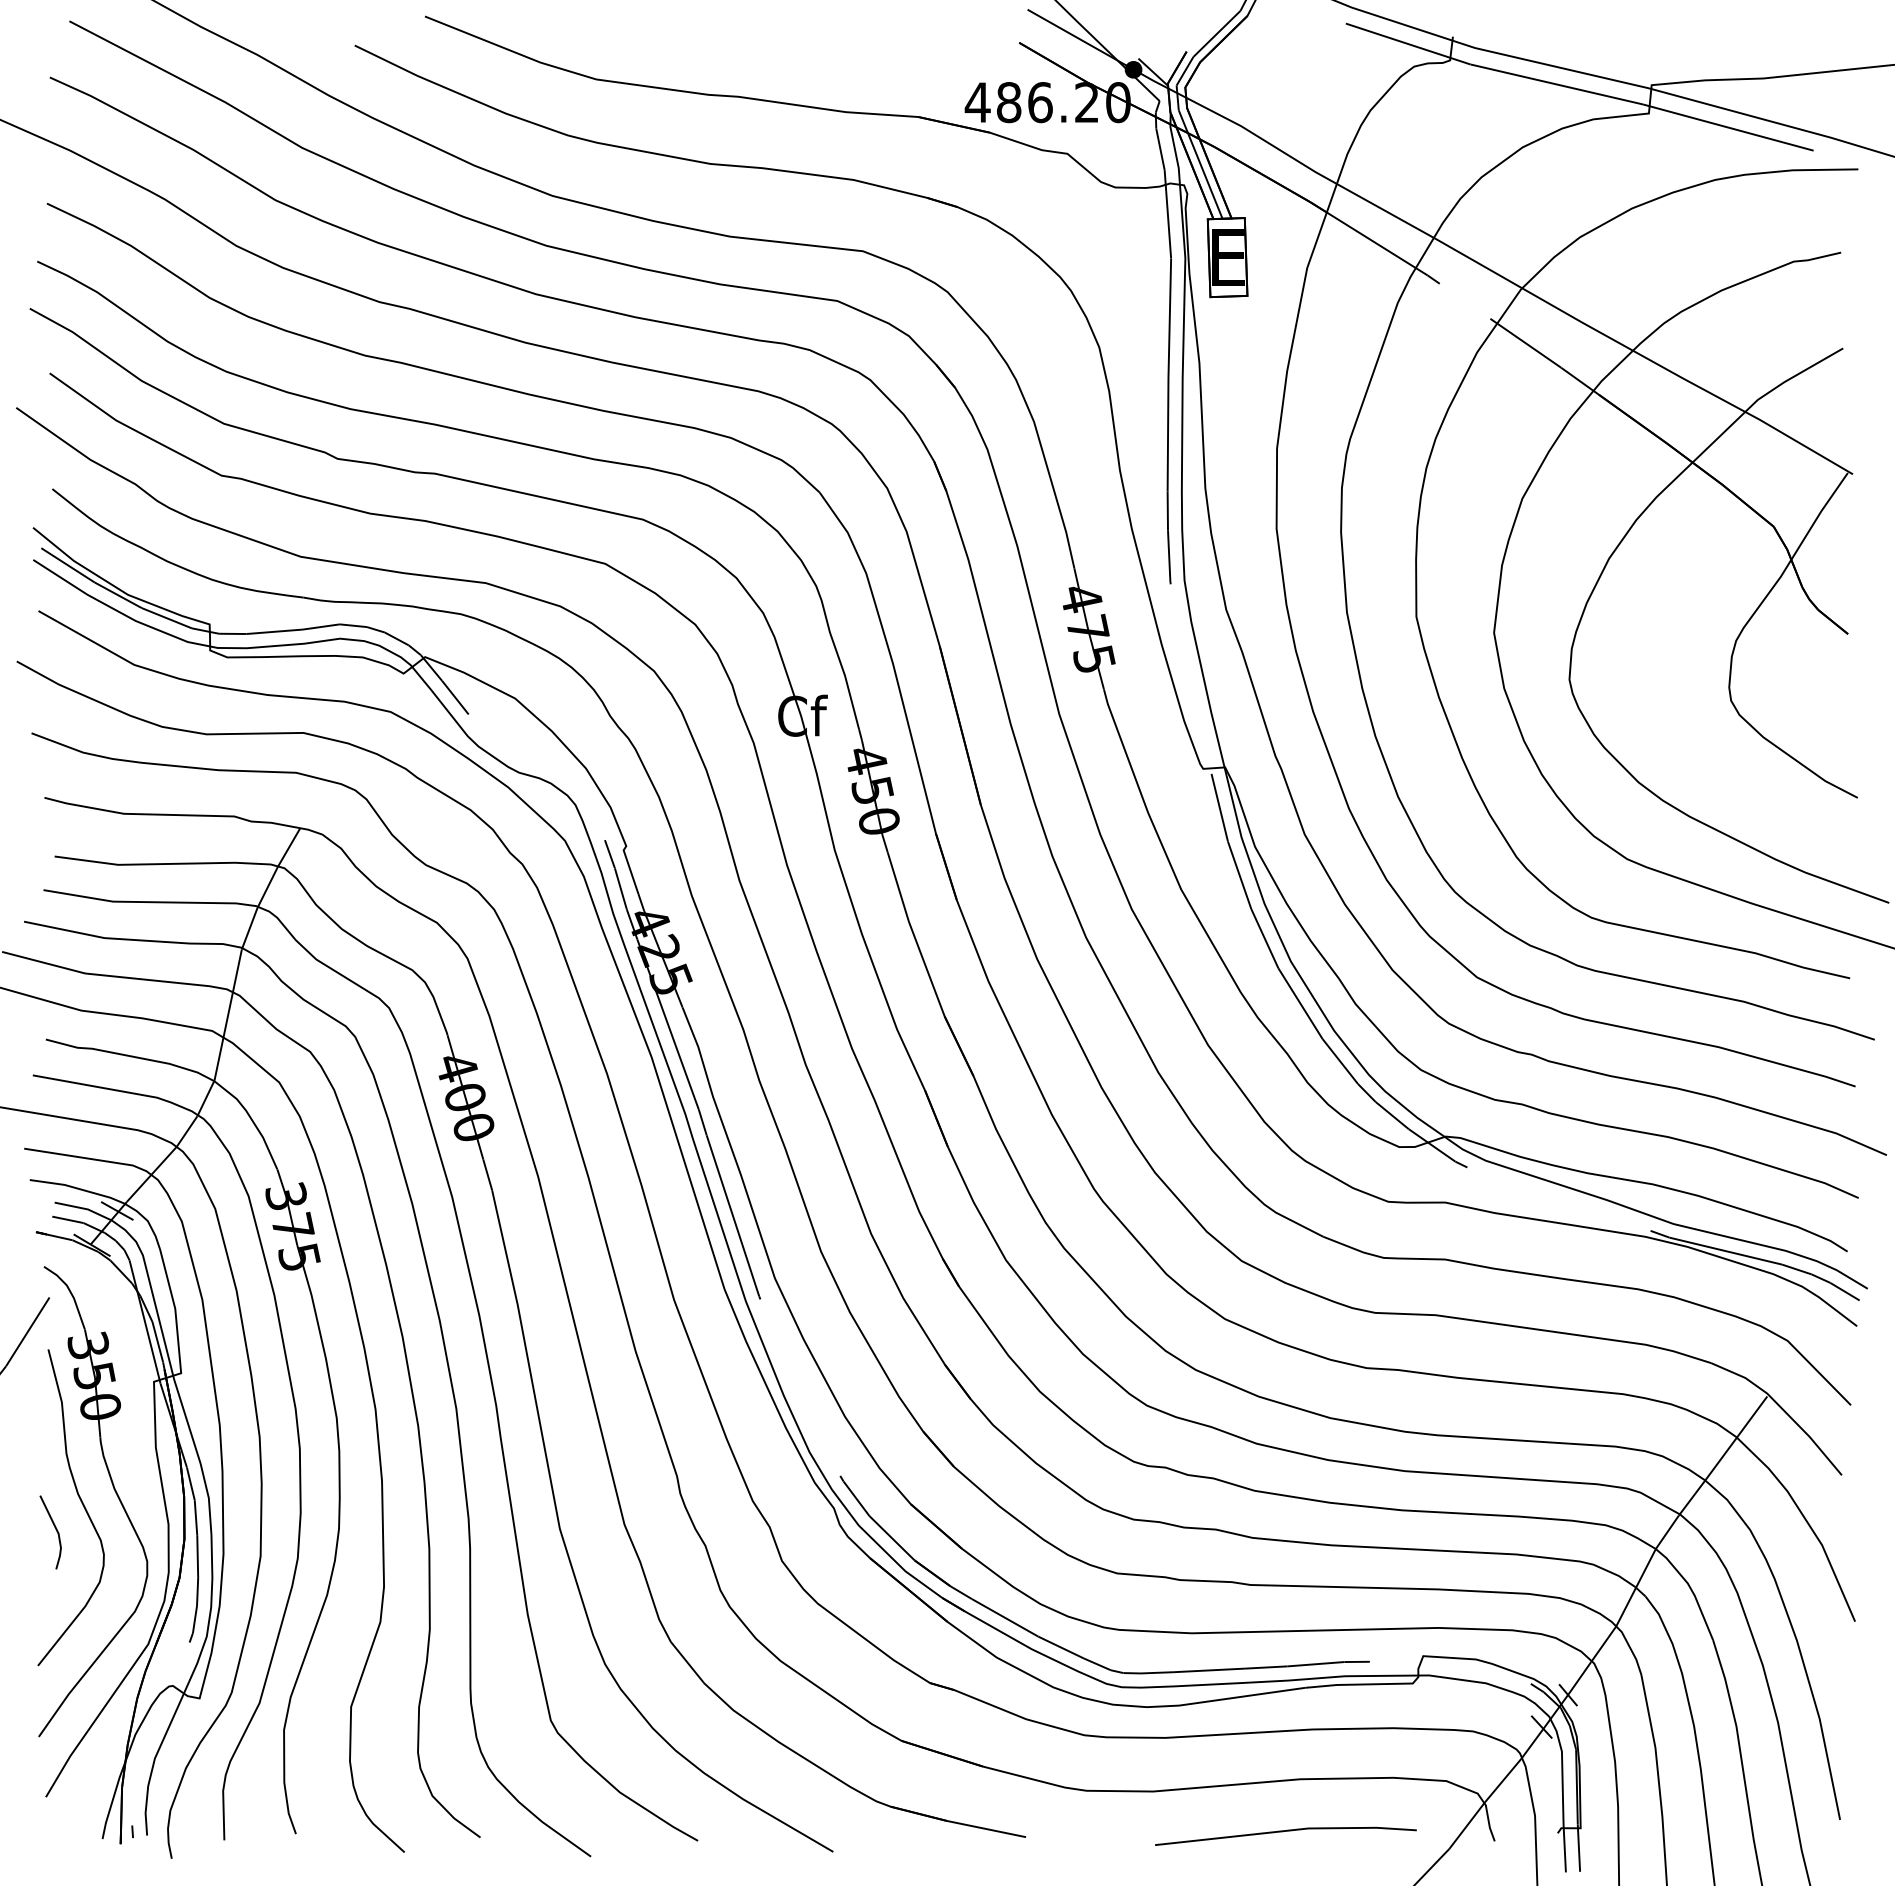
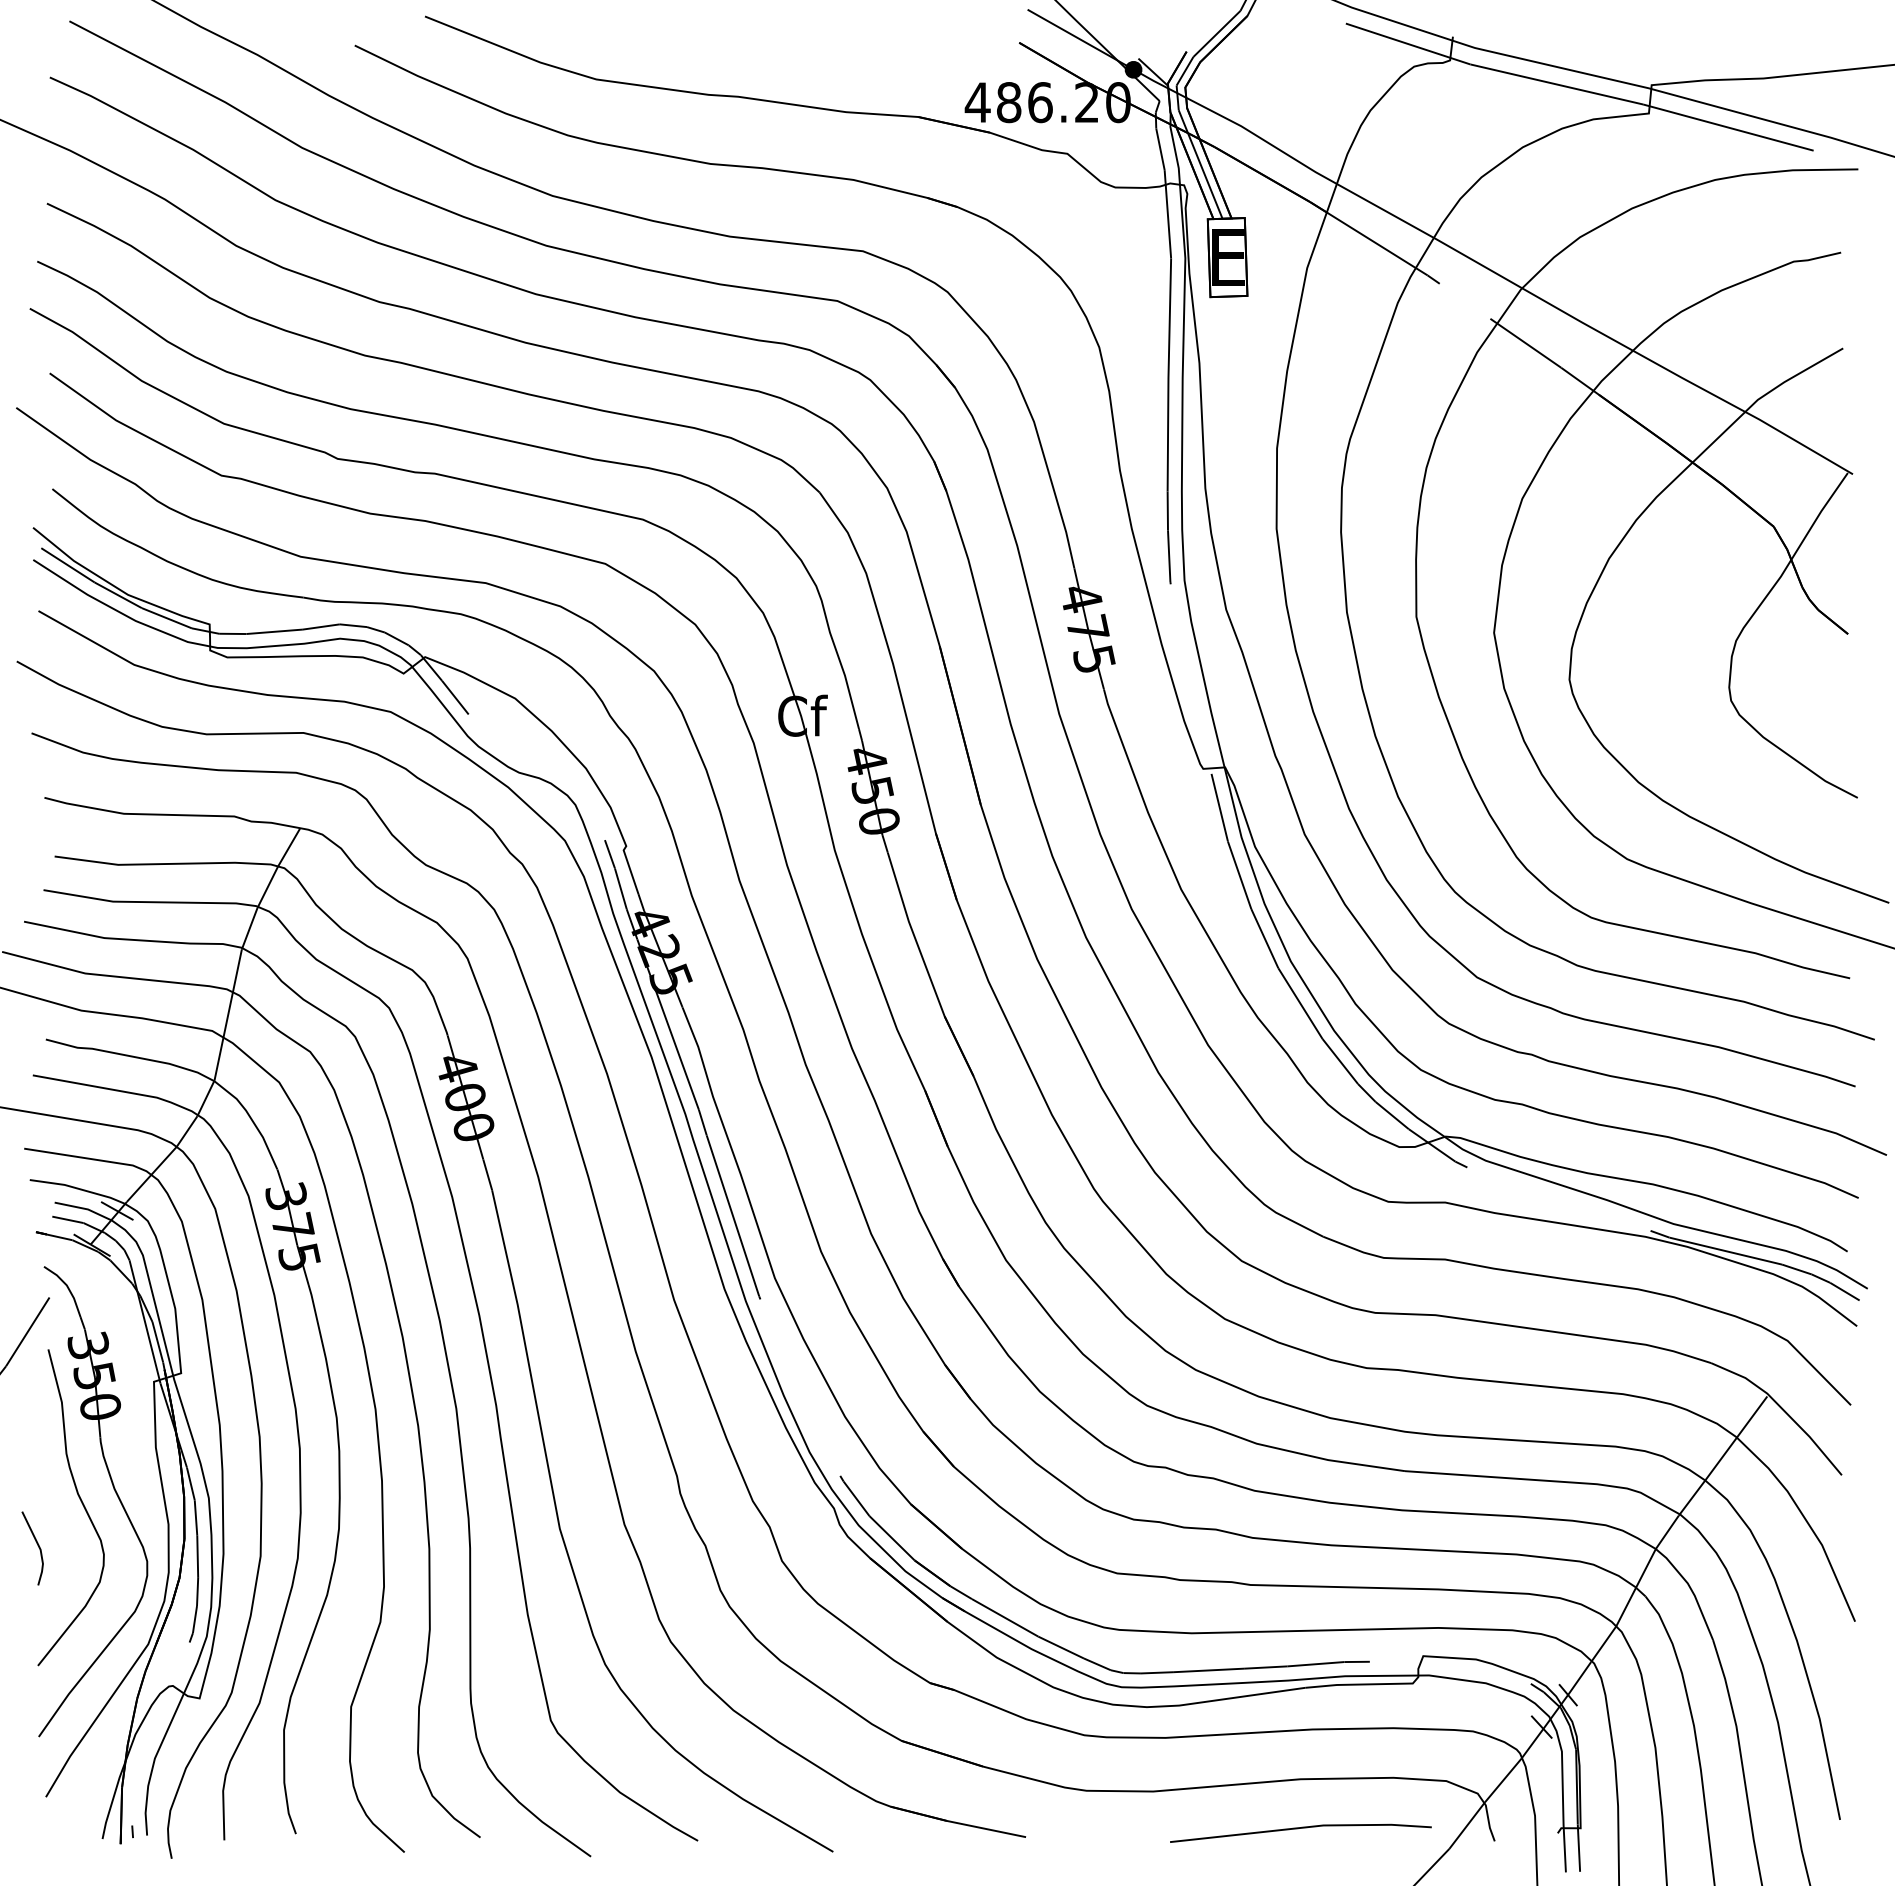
line position: (55, 1529) -> (37, 1545) (37, 1545)
line position: (1283, 1832) -> (1298, 1829) (1298, 1829)
